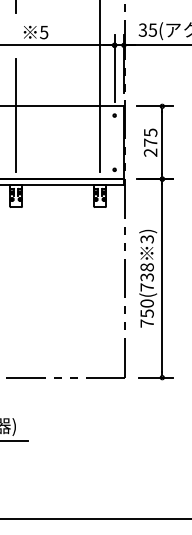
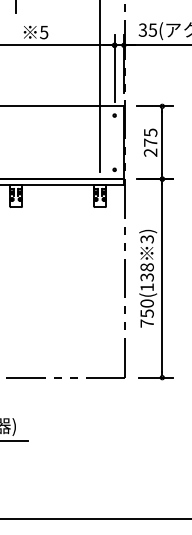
line: present -> none (16, 115)
text: 750(738 -> 750(138 (146, 287)
